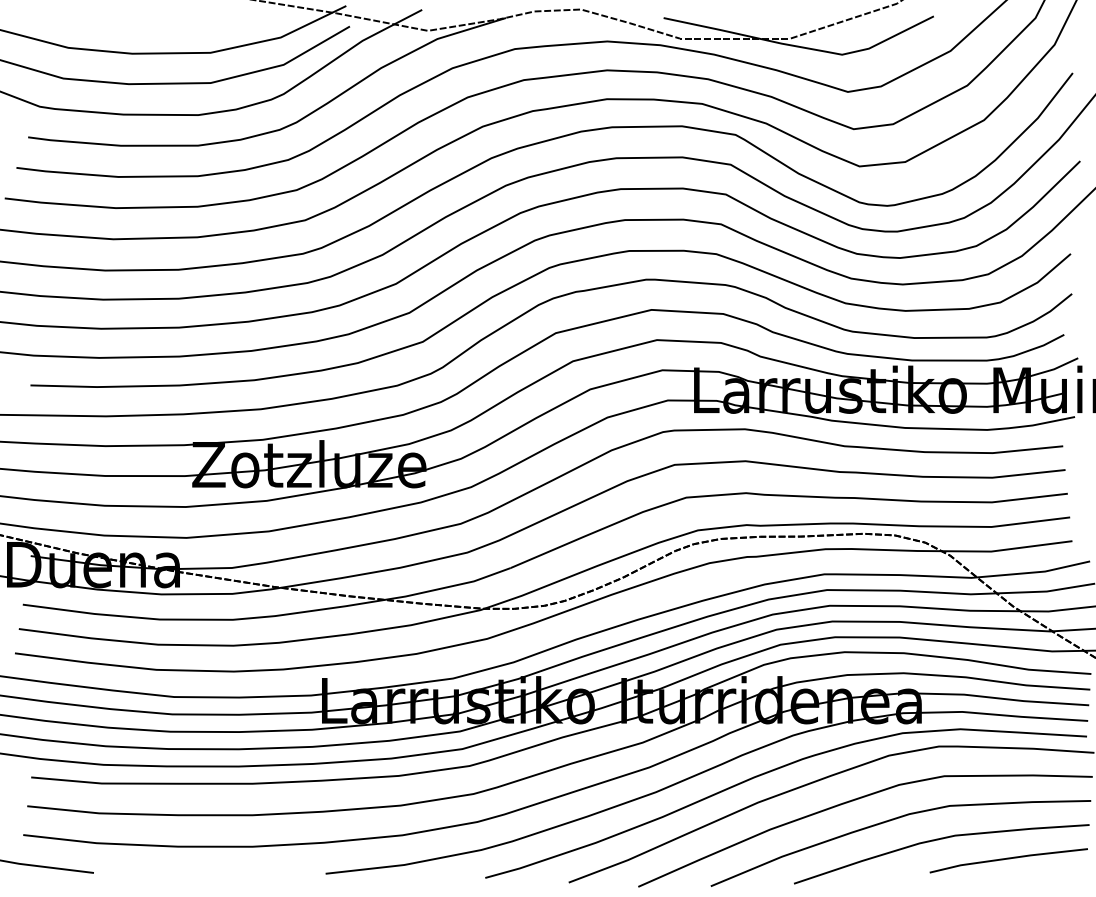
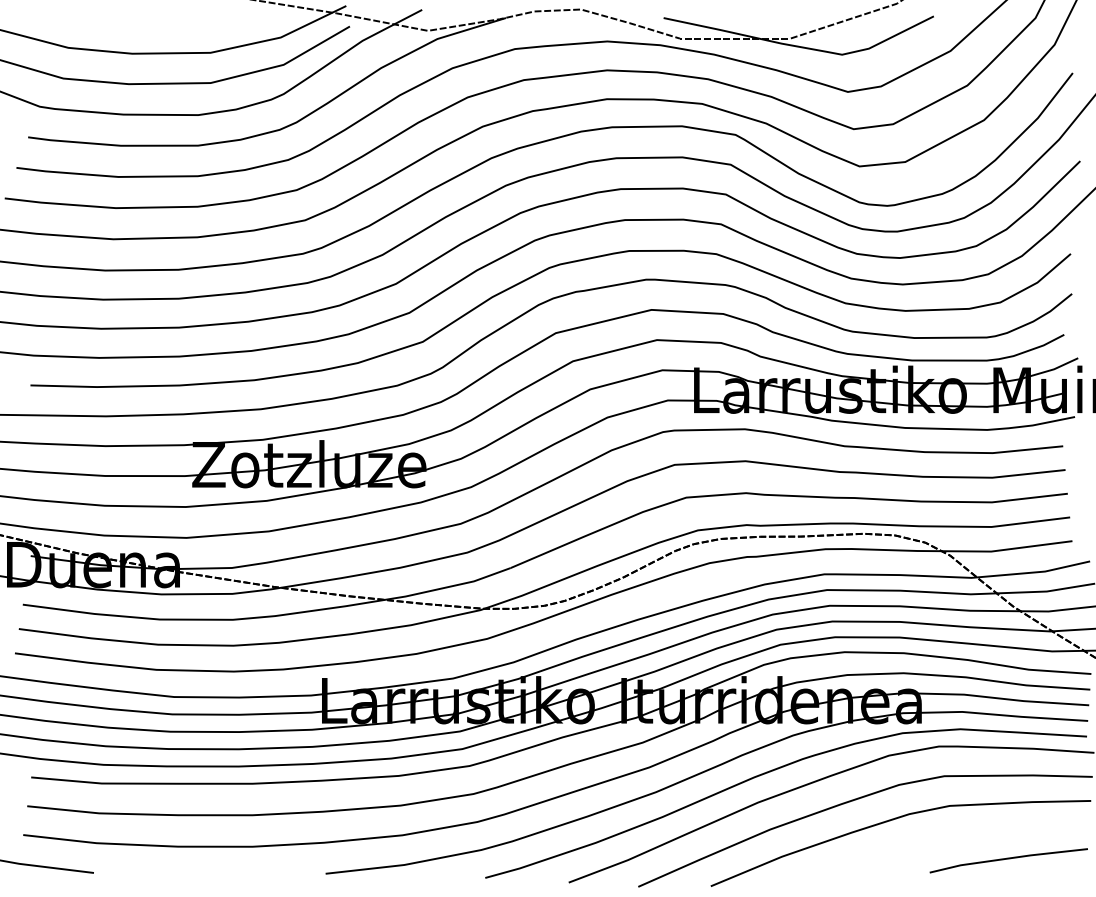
curve: present -> none (938, 840)
